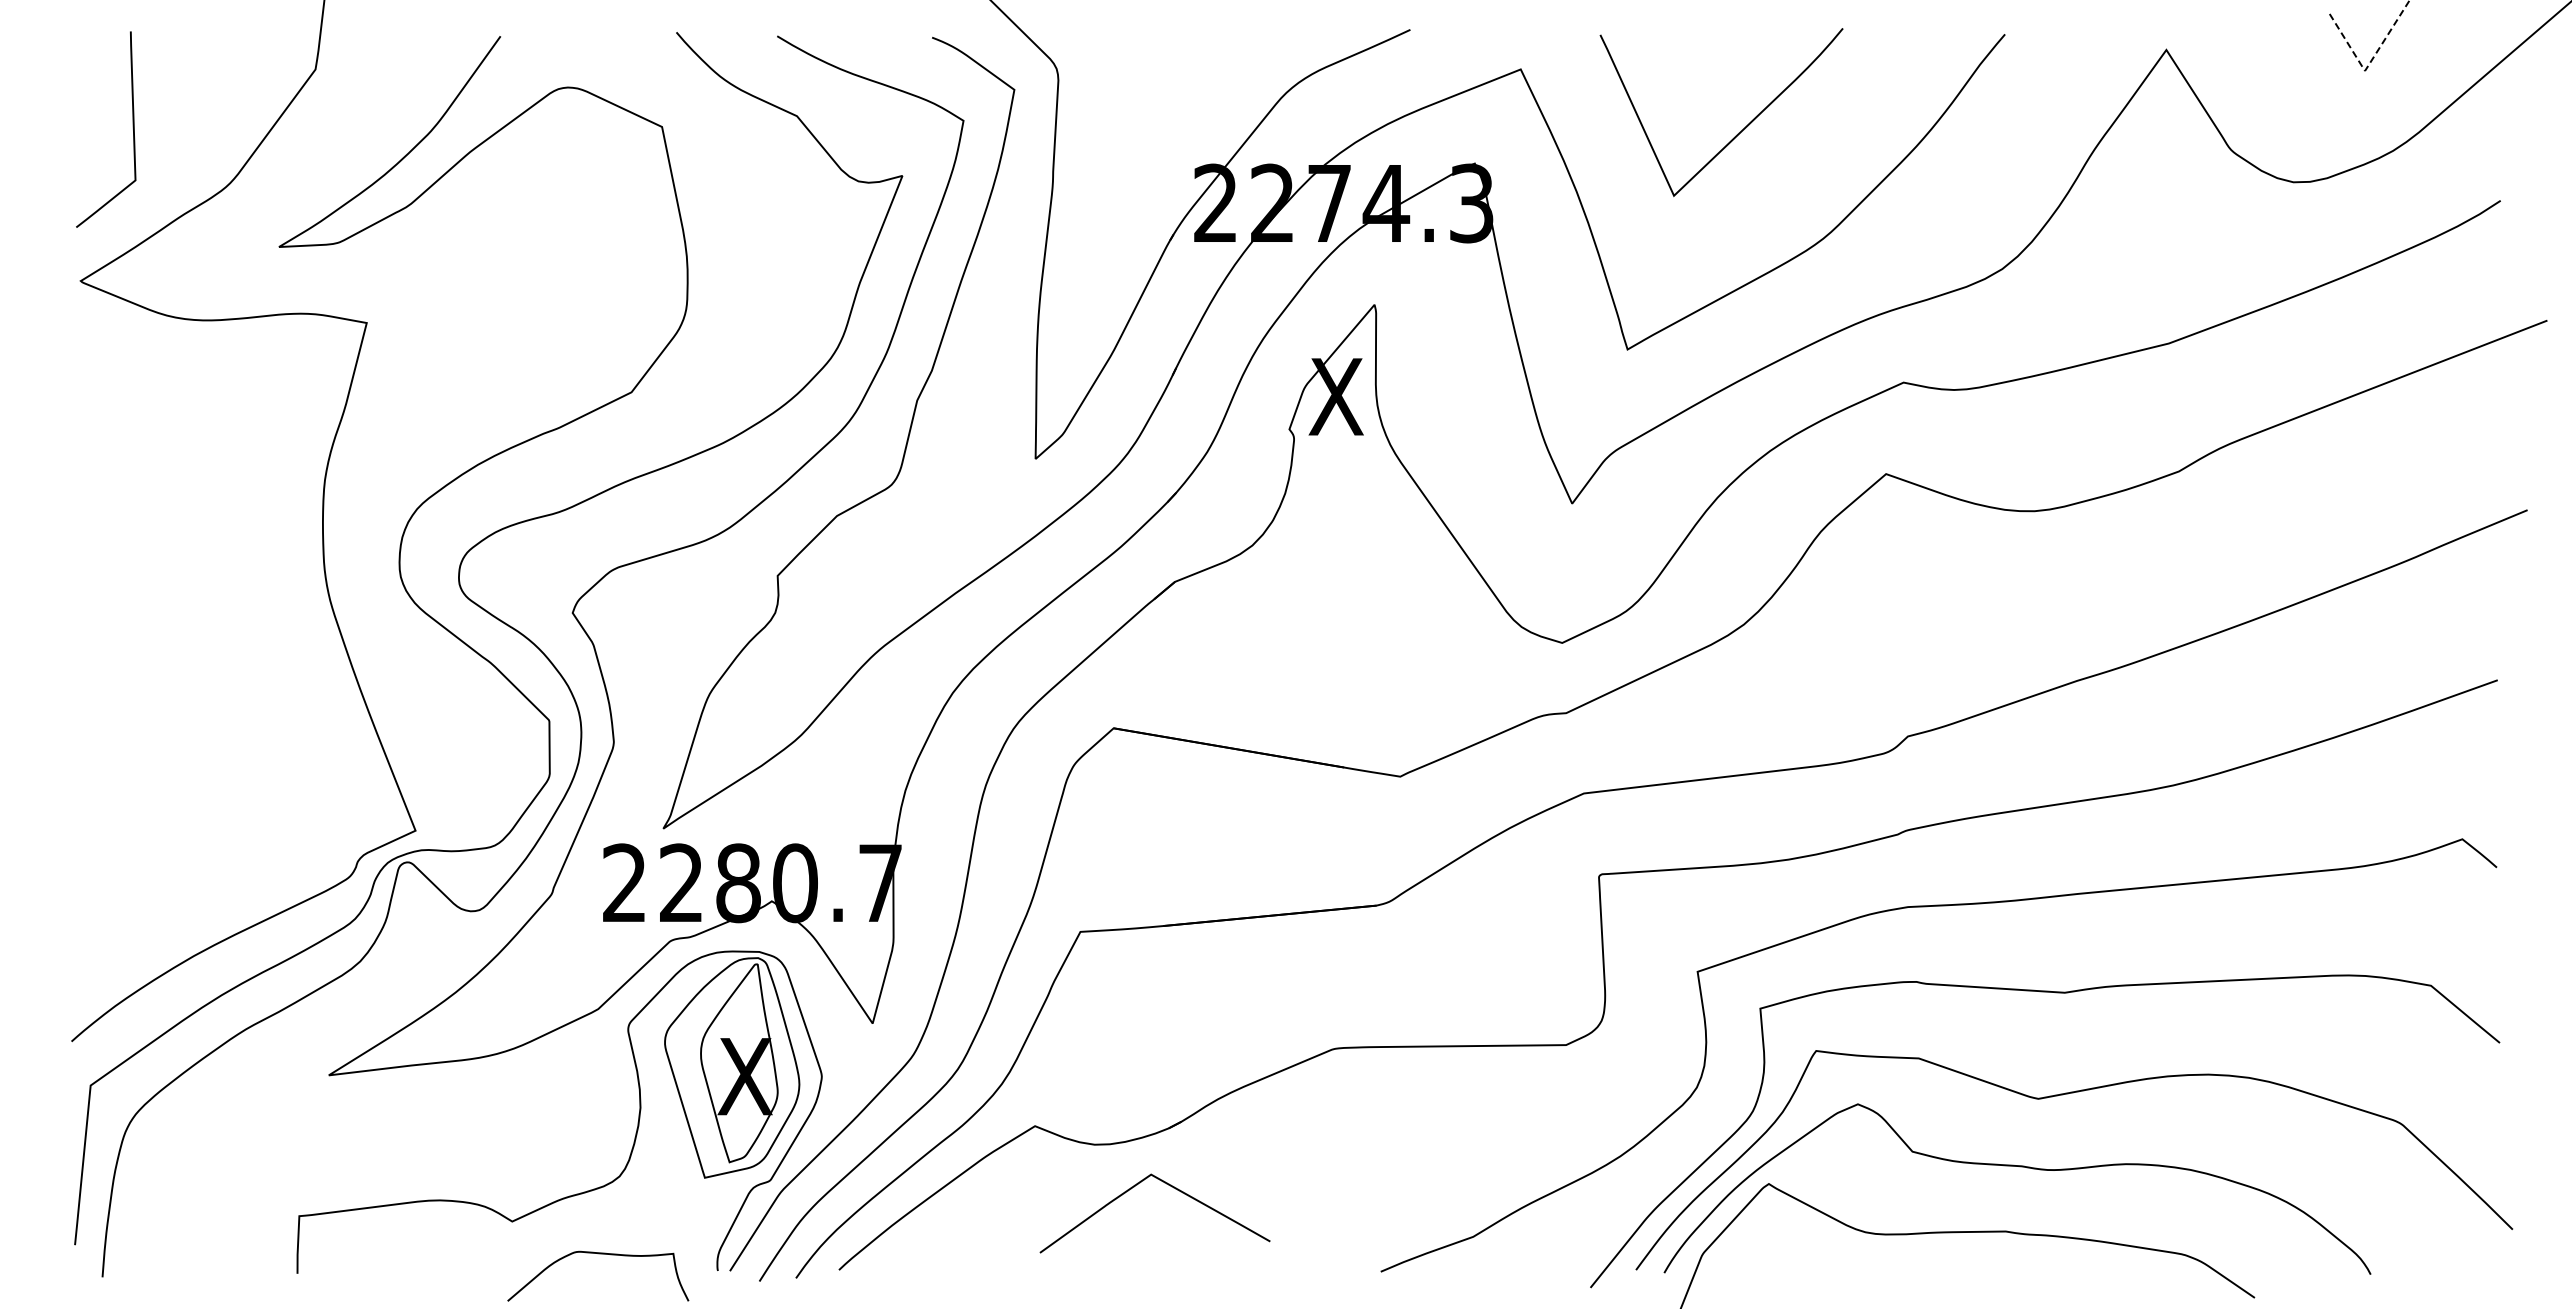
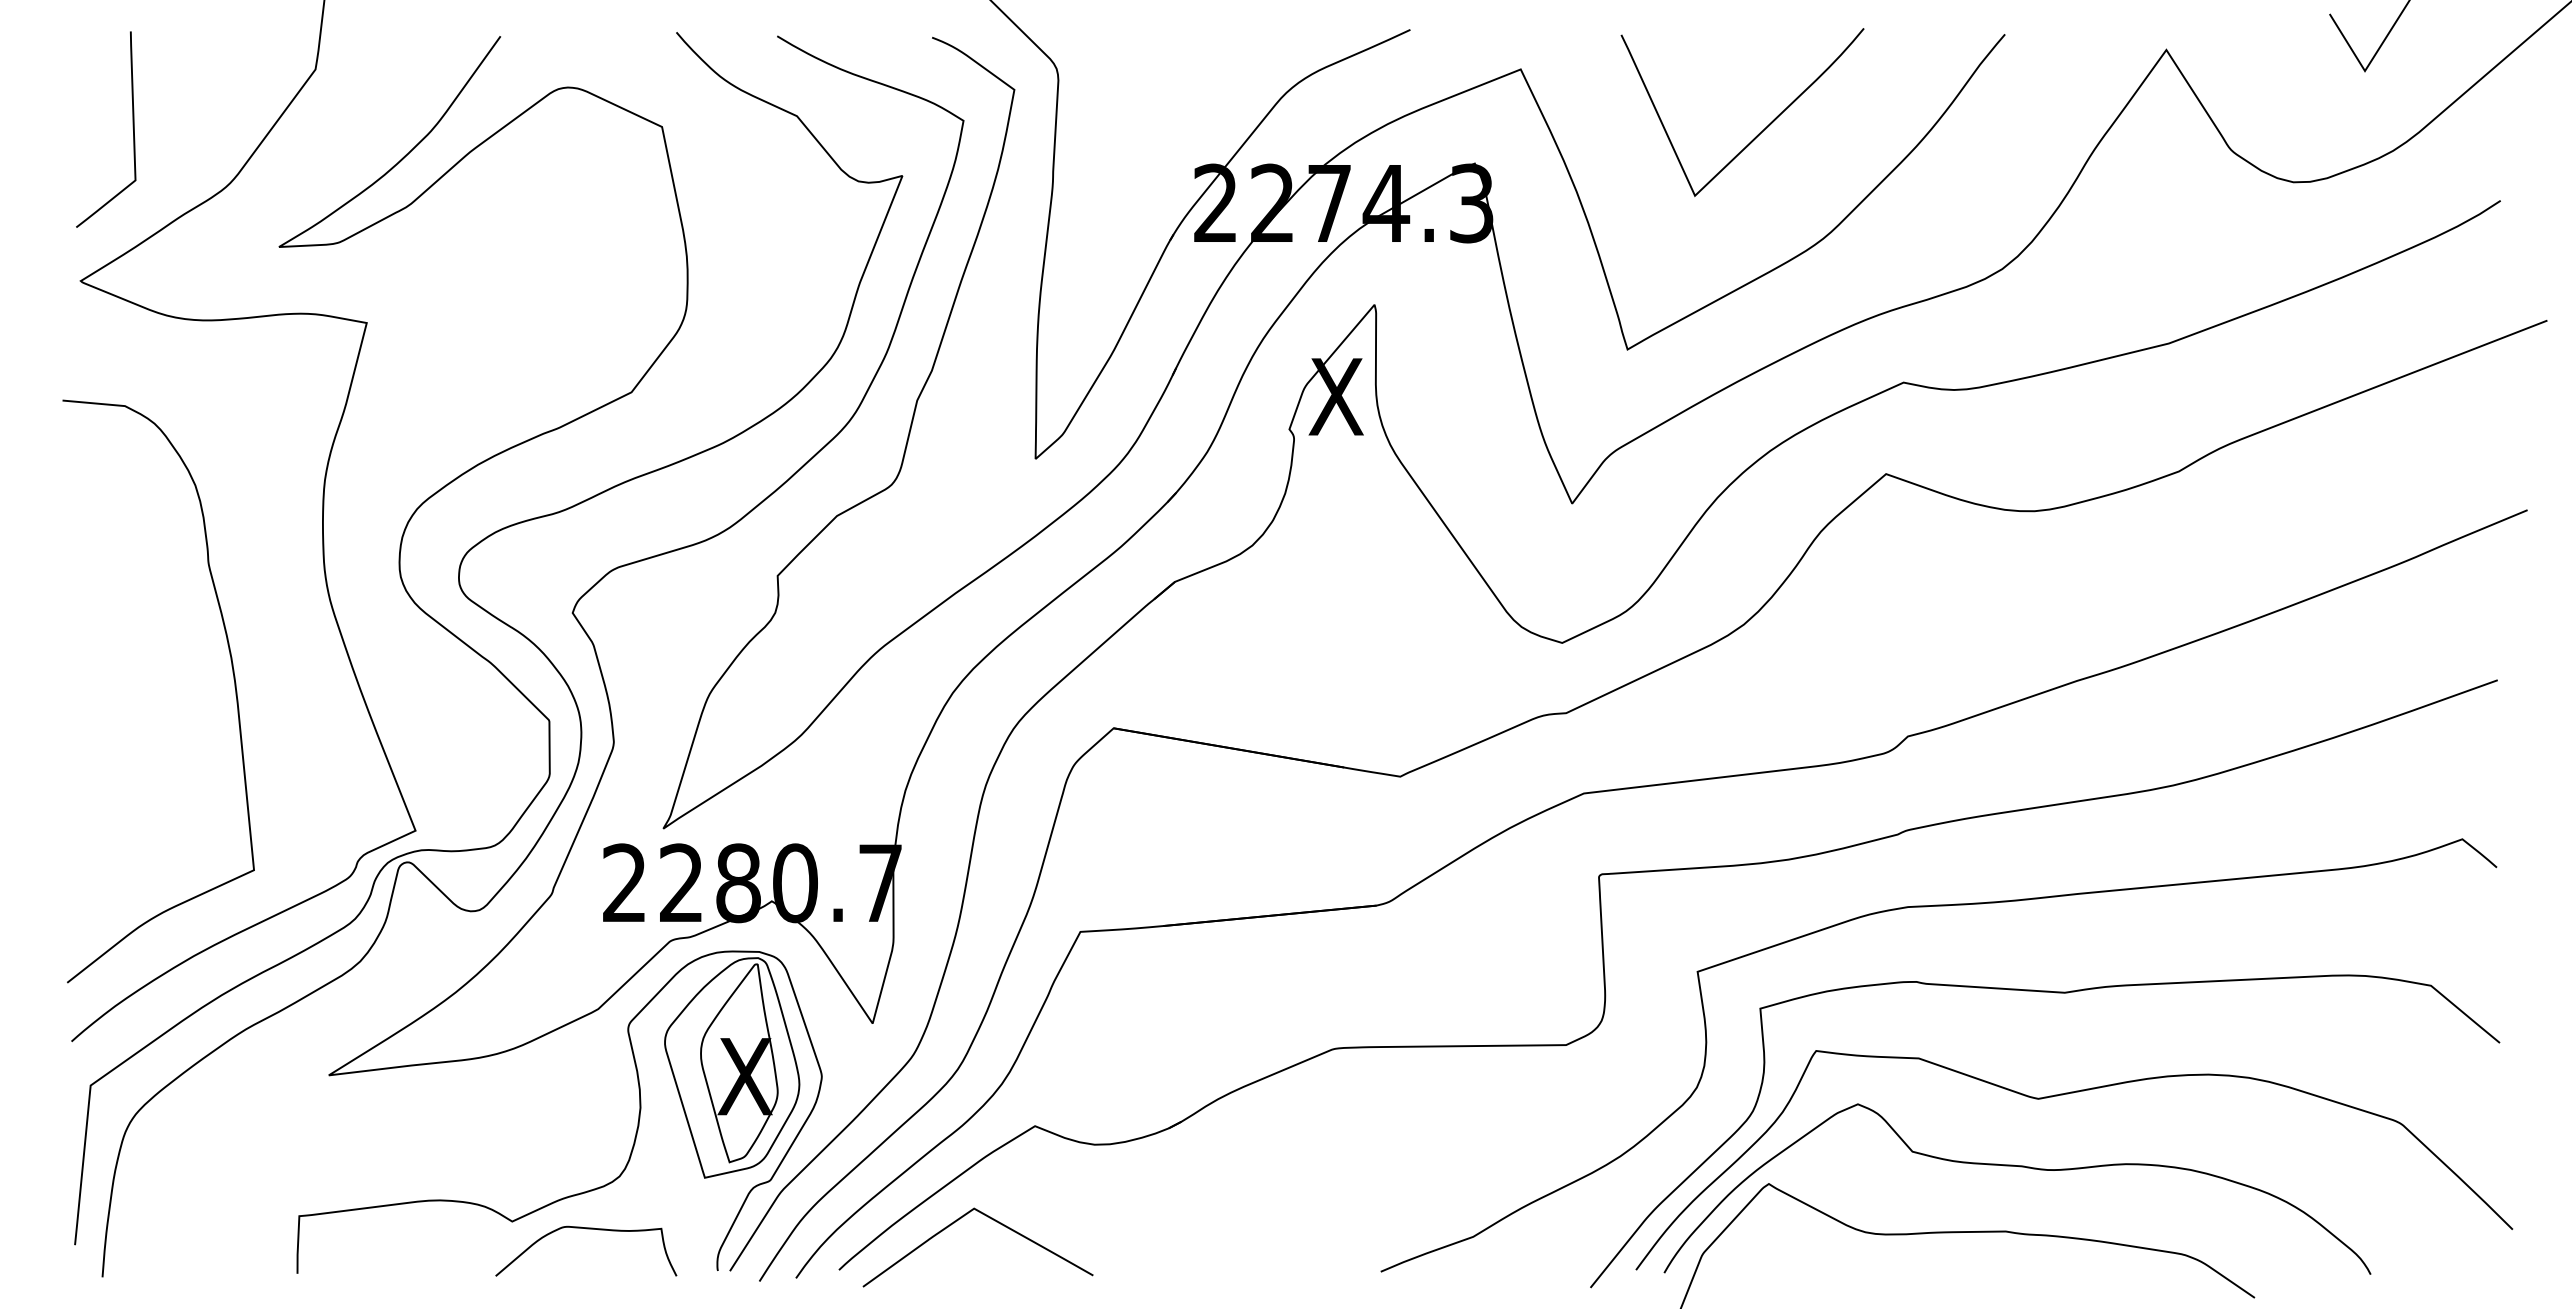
line: dashed -> solid (2369, 64)
curve position: (1738, 132) -> (1759, 132) (1759, 132)
curve: none -> present (233, 679)
curve position: (1171, 1187) -> (994, 1221) (994, 1221)
curve position: (598, 1254) -> (586, 1229) (586, 1229)
